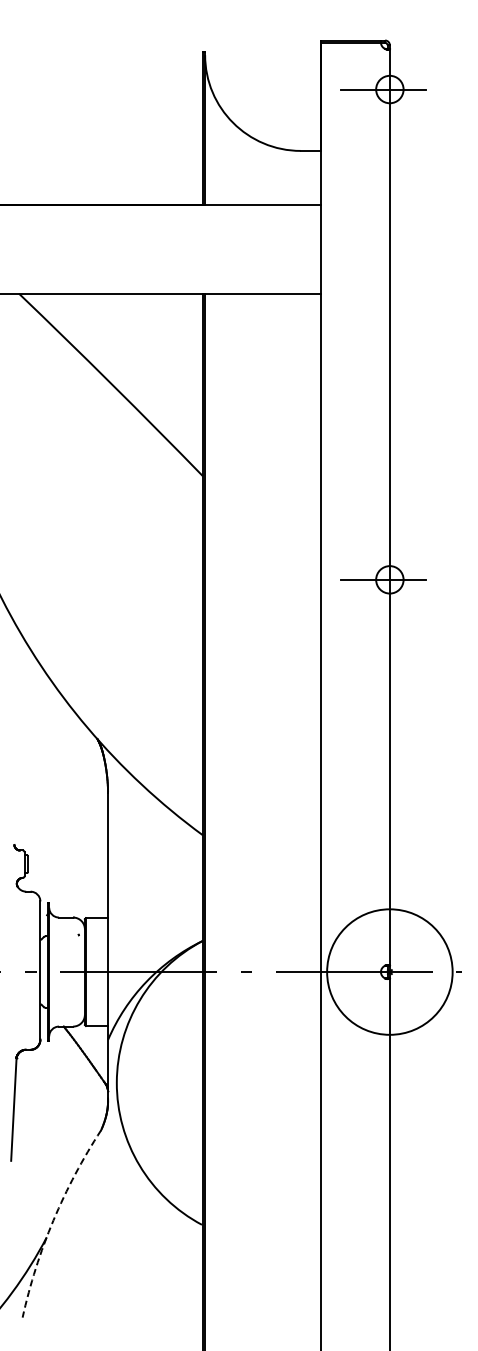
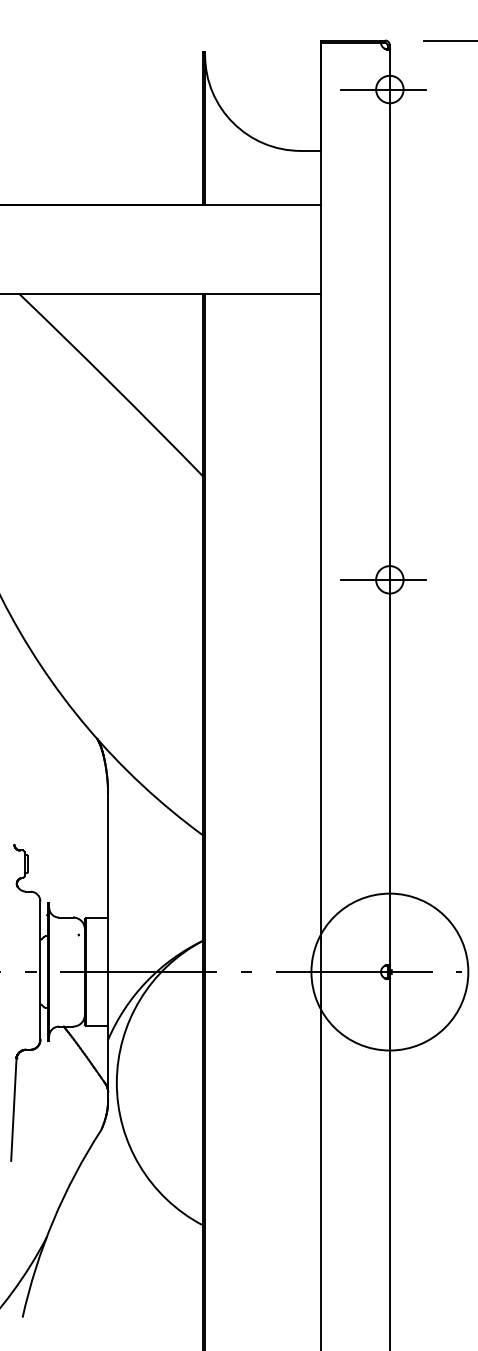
line: none -> present (449, 40)
circle diameter: 126 px -> 157 px (389, 971)
arc: dashed -> solid (53, 1220)
